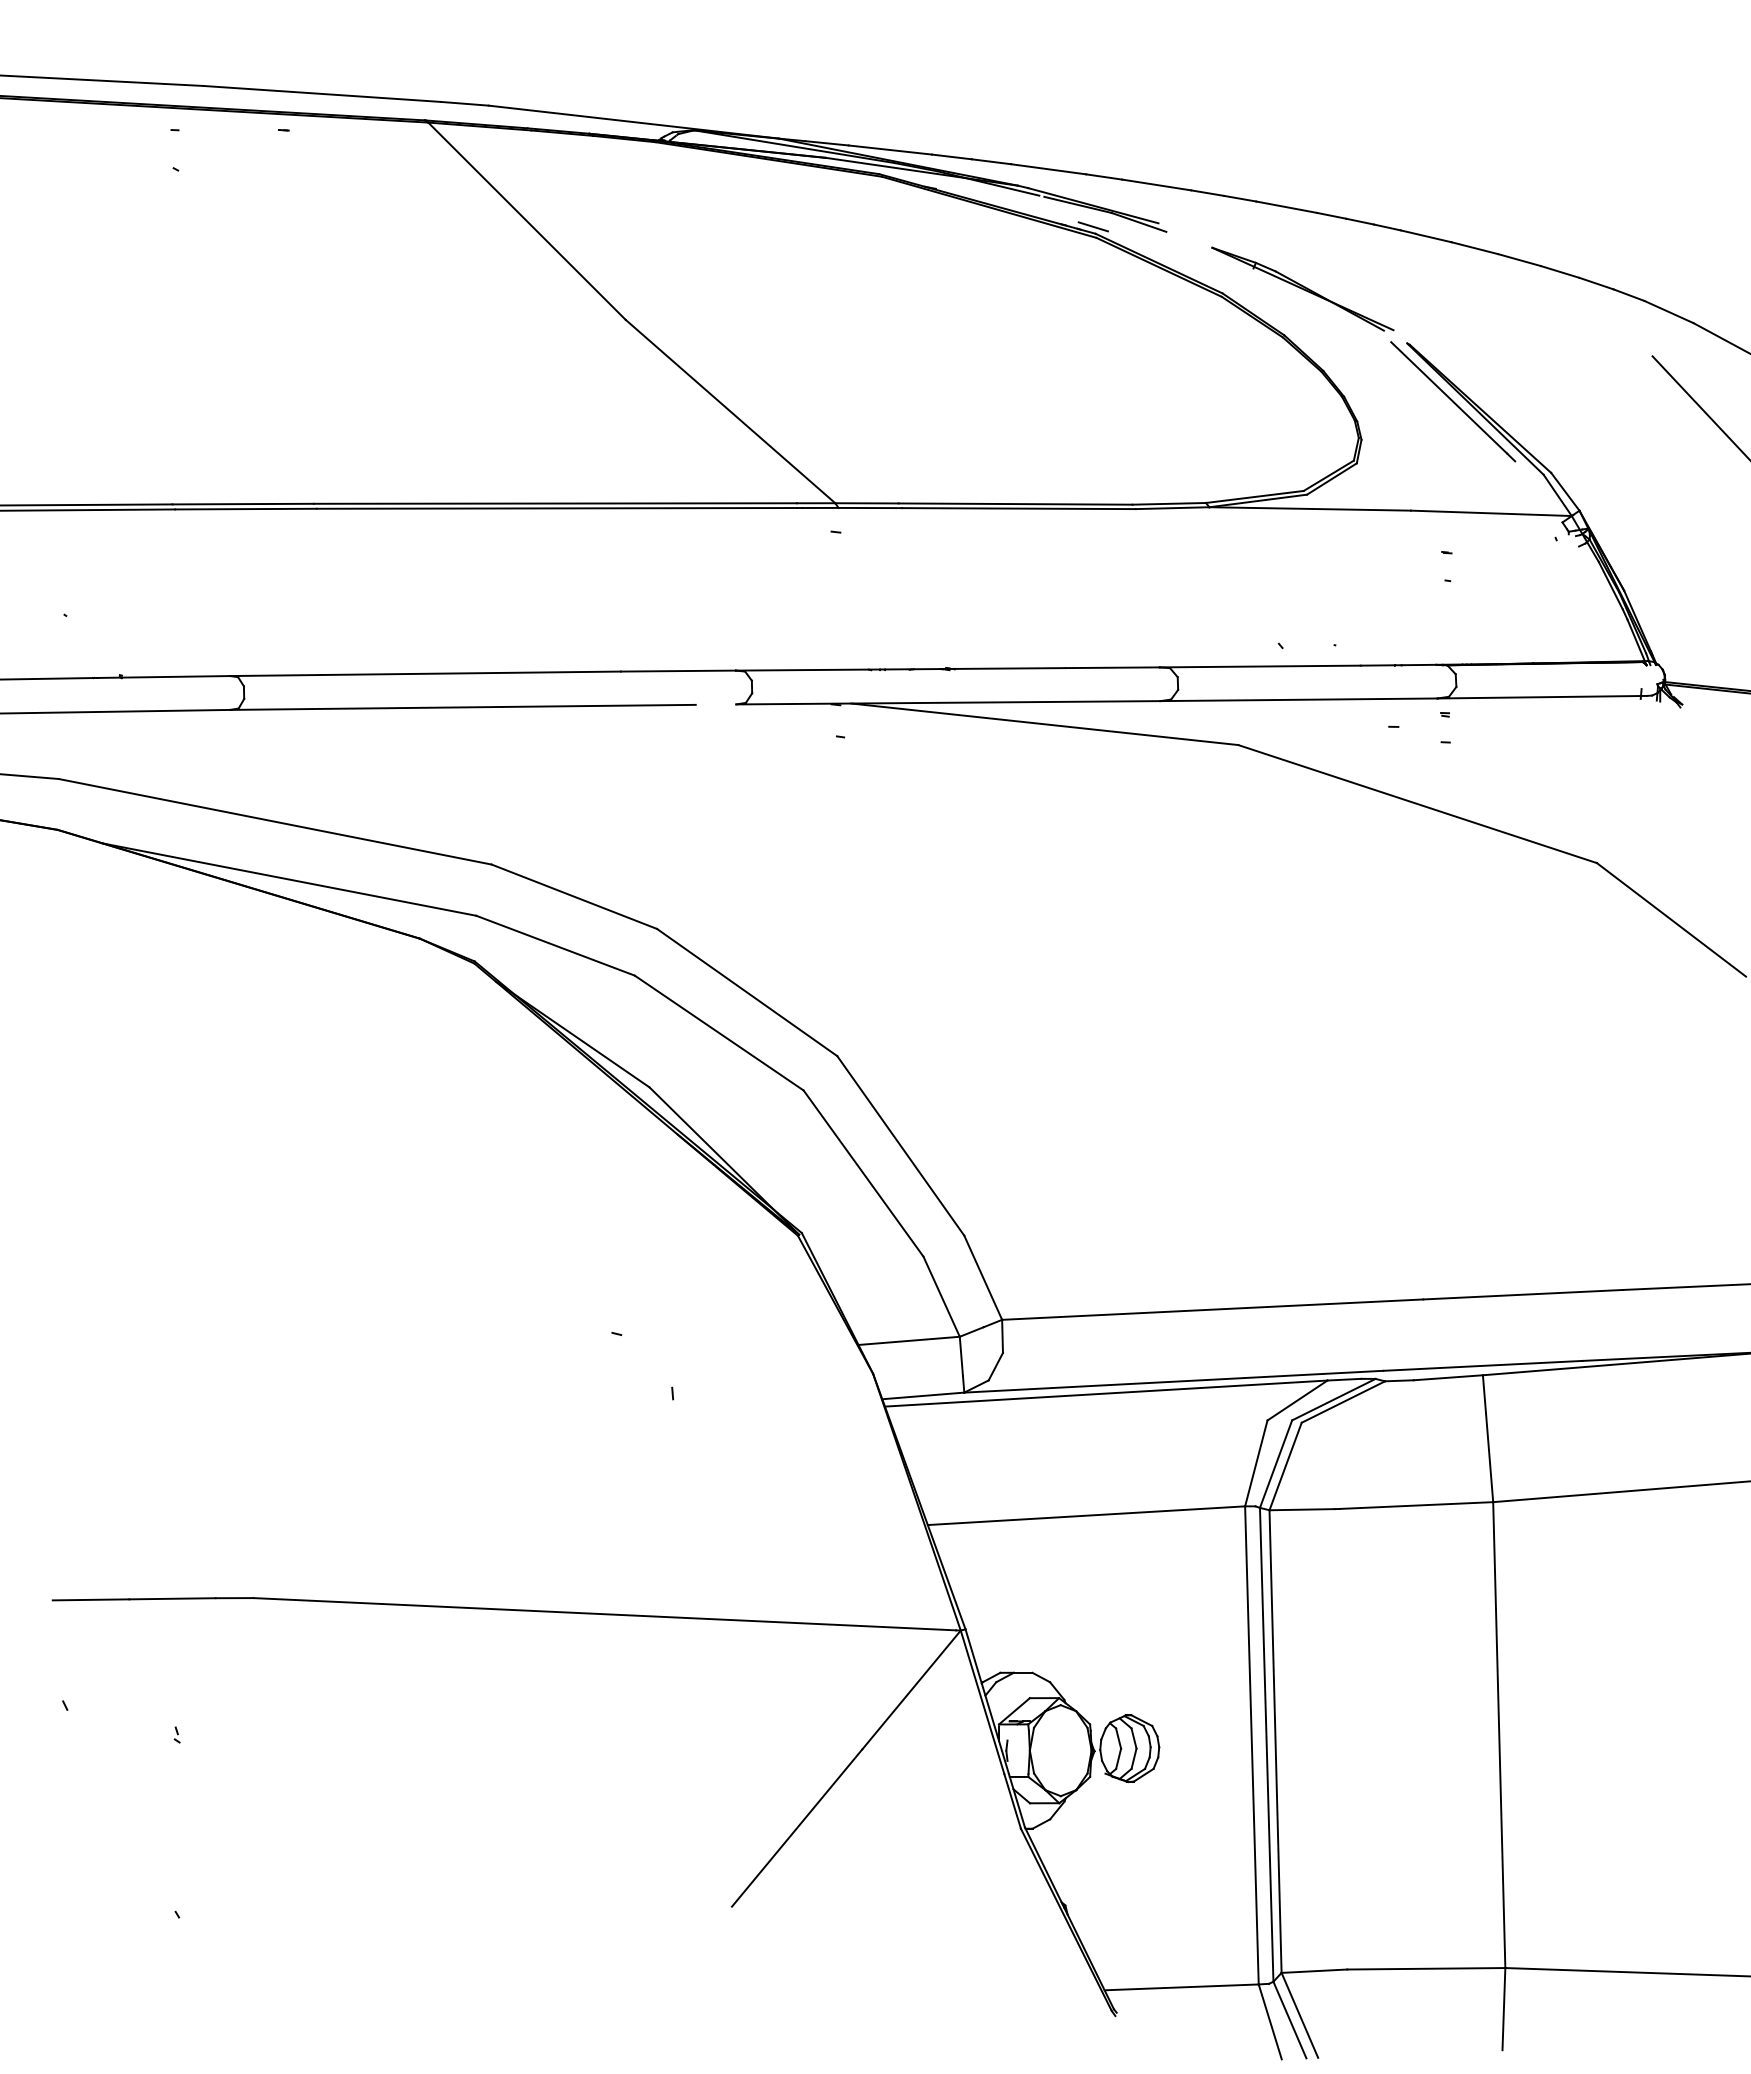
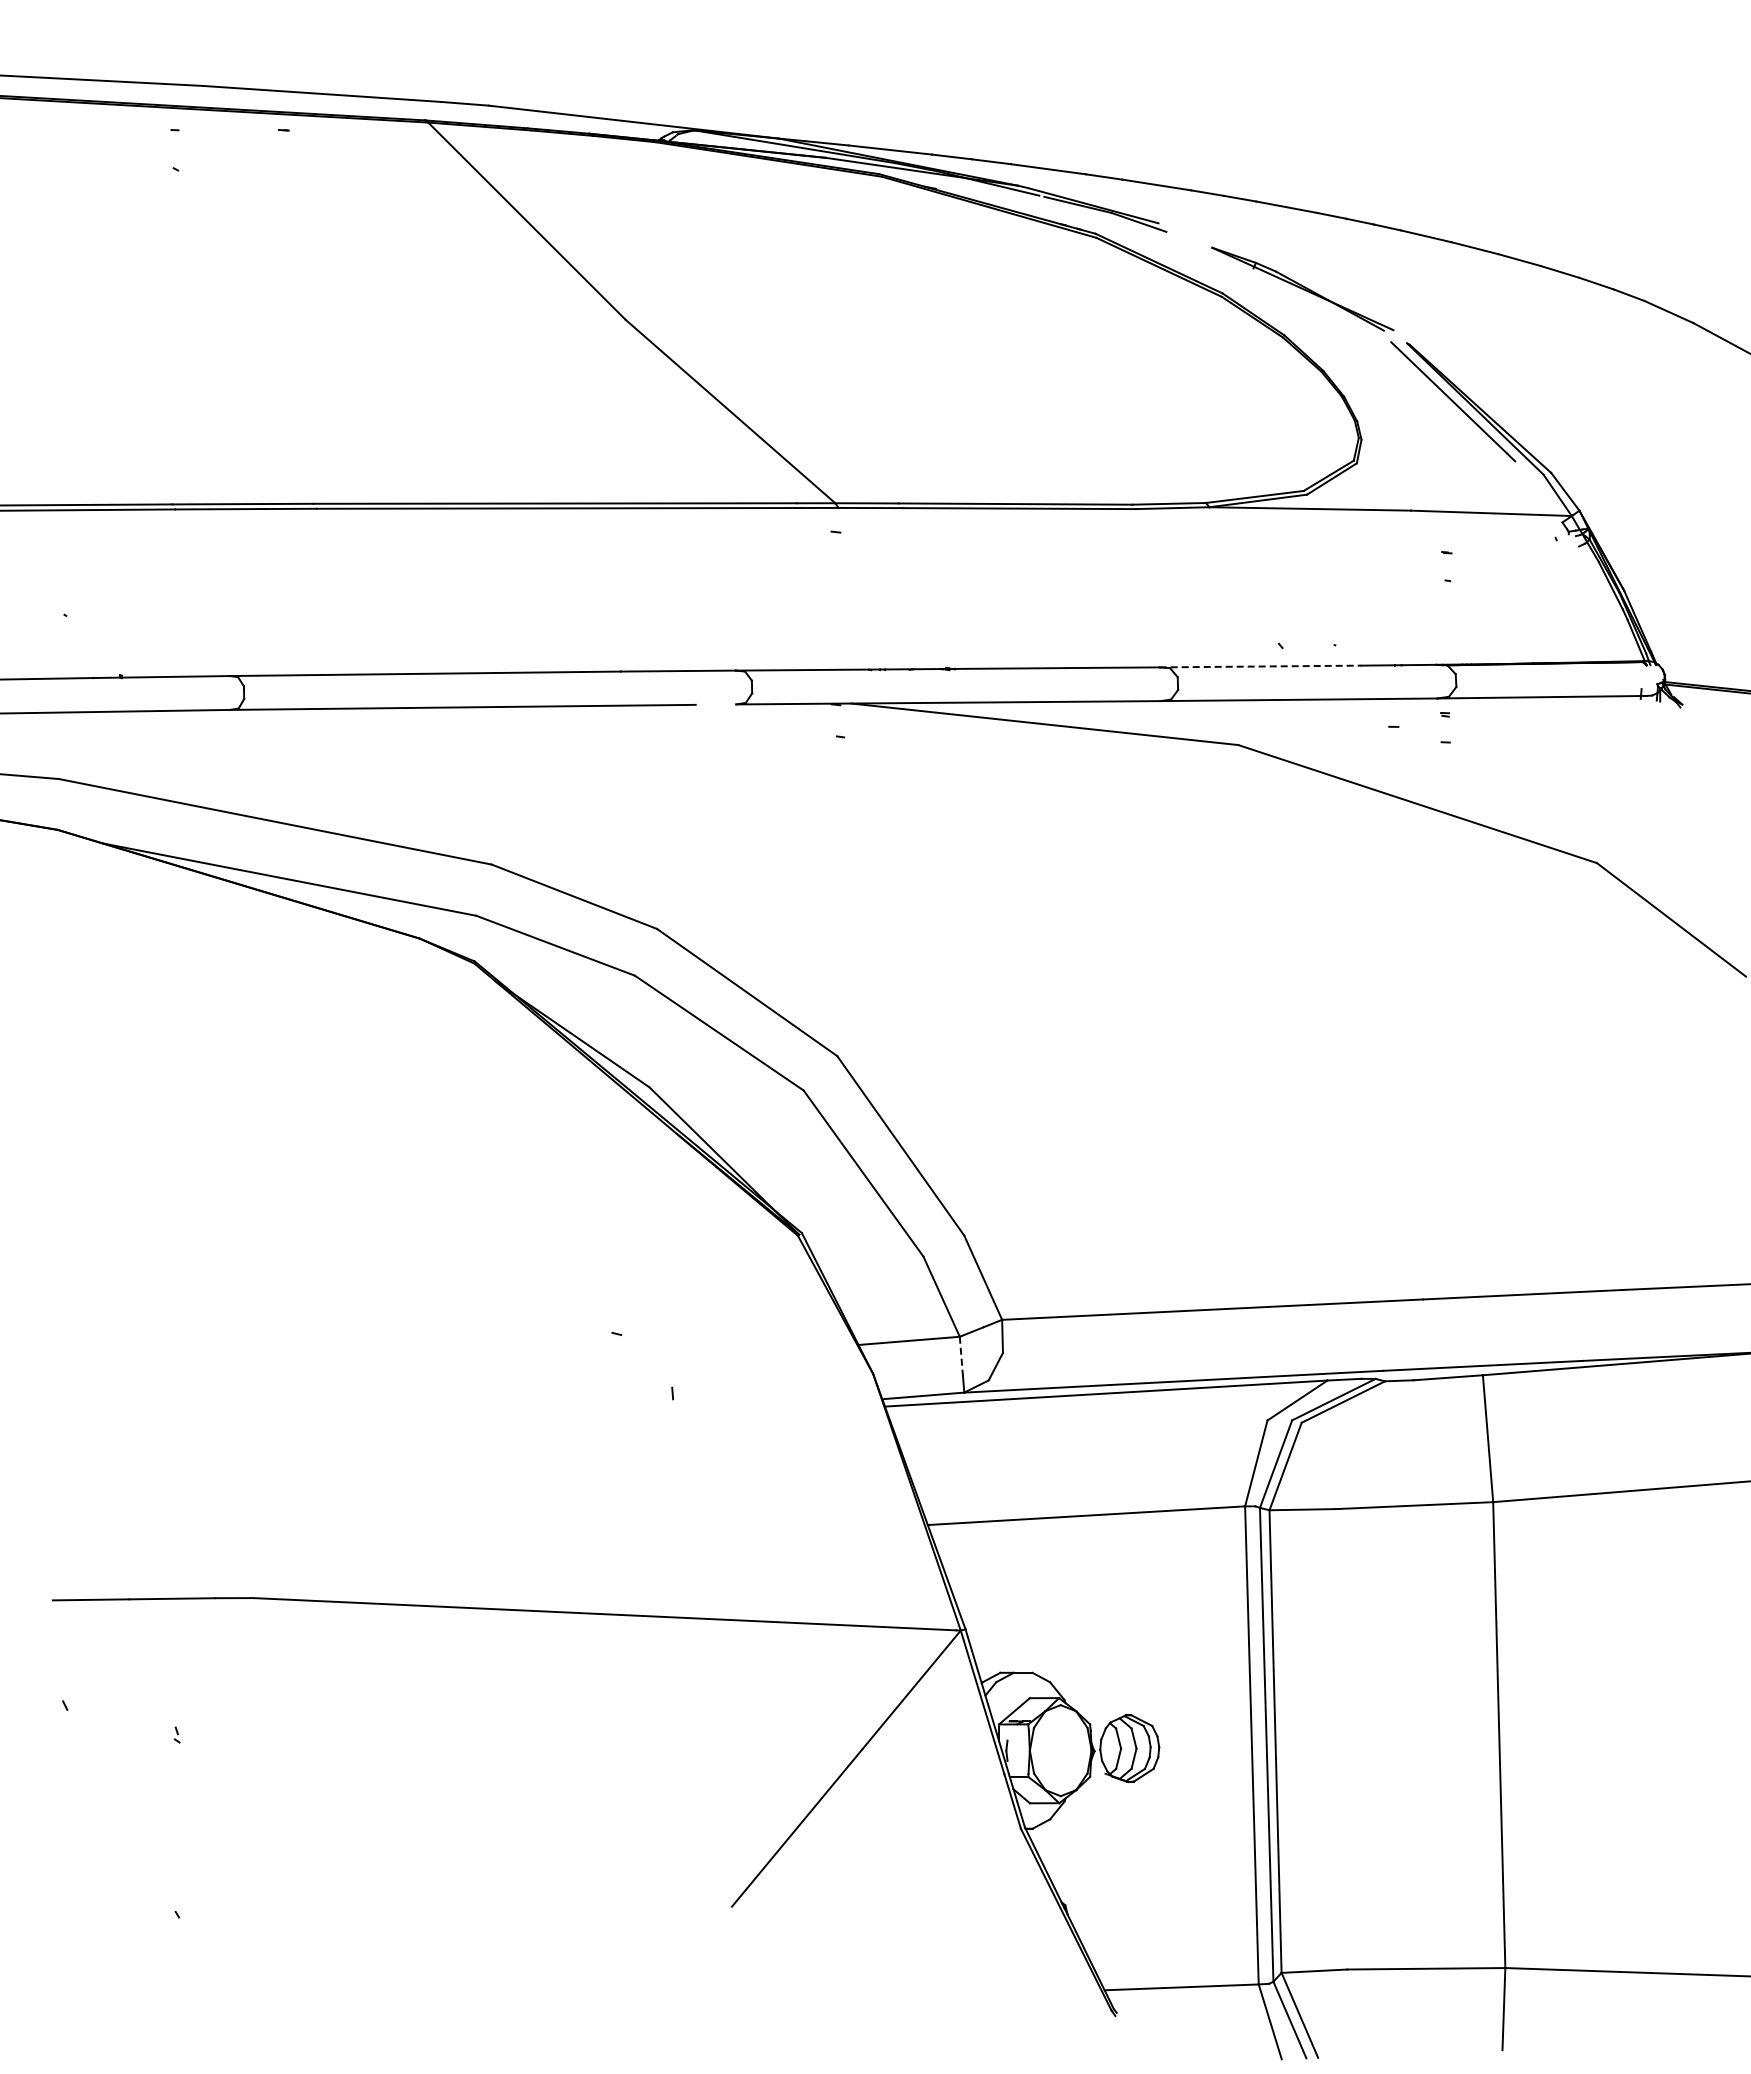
line: present -> none (1093, 226)
line: present -> none (1699, 406)
line: solid -> dashed (1260, 666)
line: solid -> dashed (961, 1356)
